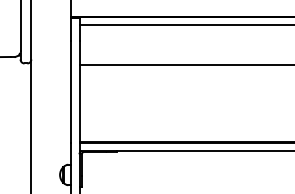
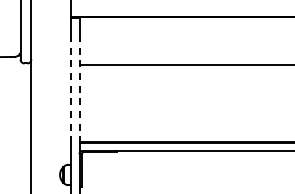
line: present -> none (185, 25)
line: solid -> dashed (71, 91)
line: solid -> dashed (79, 91)
